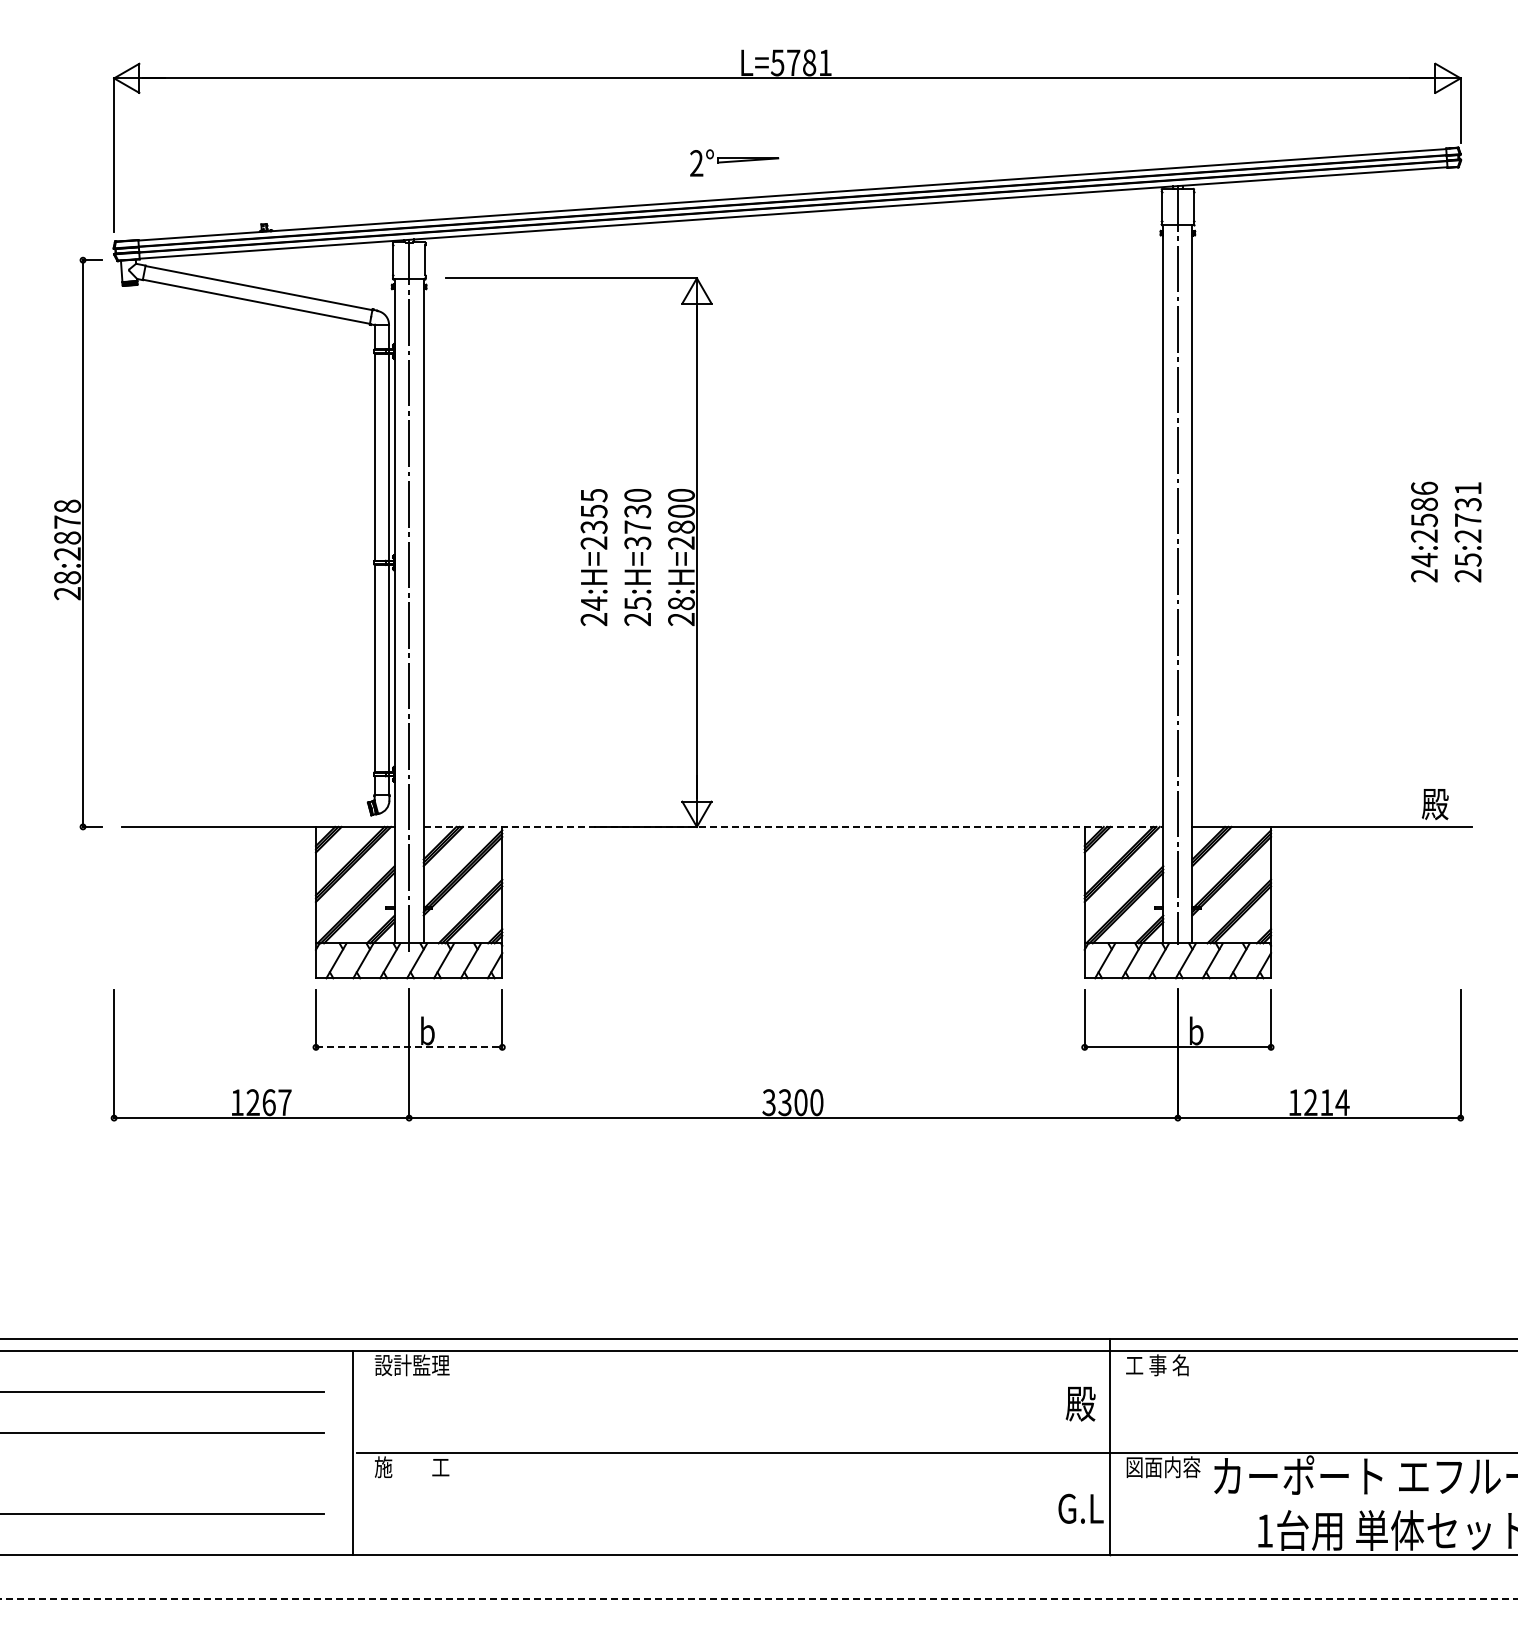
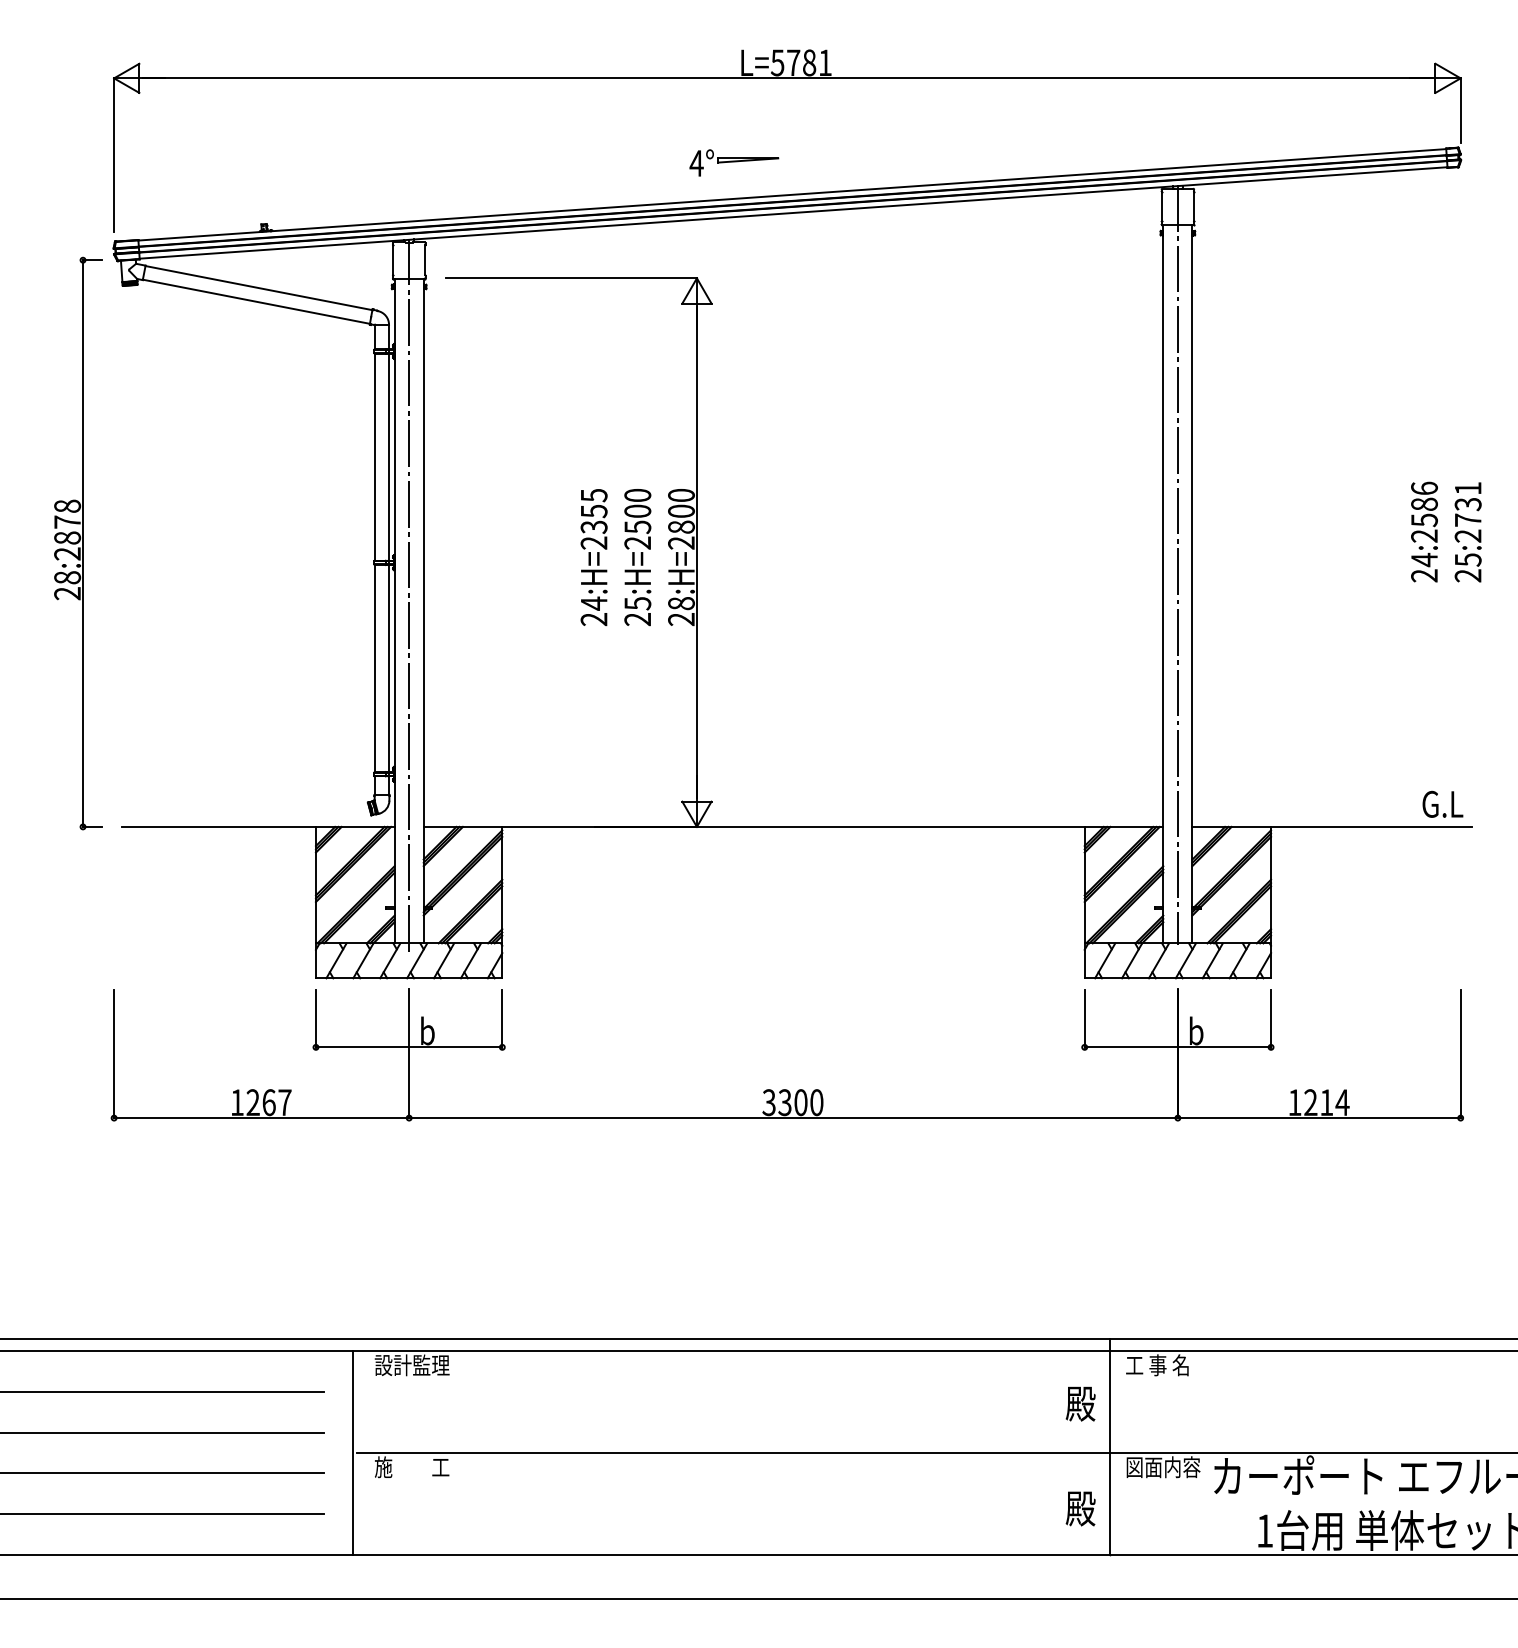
text: 2° -> 4° (696, 163)
text: 25:H=3730 -> 25:H=2500 (637, 526)
text: 殿 -> G.L (1442, 804)
line: dashed -> solid (793, 826)
line: dashed -> solid (409, 1047)
line: none -> present (162, 1473)
text: G.L -> 殿 (1080, 1508)
line: dashed -> solid (759, 1598)
